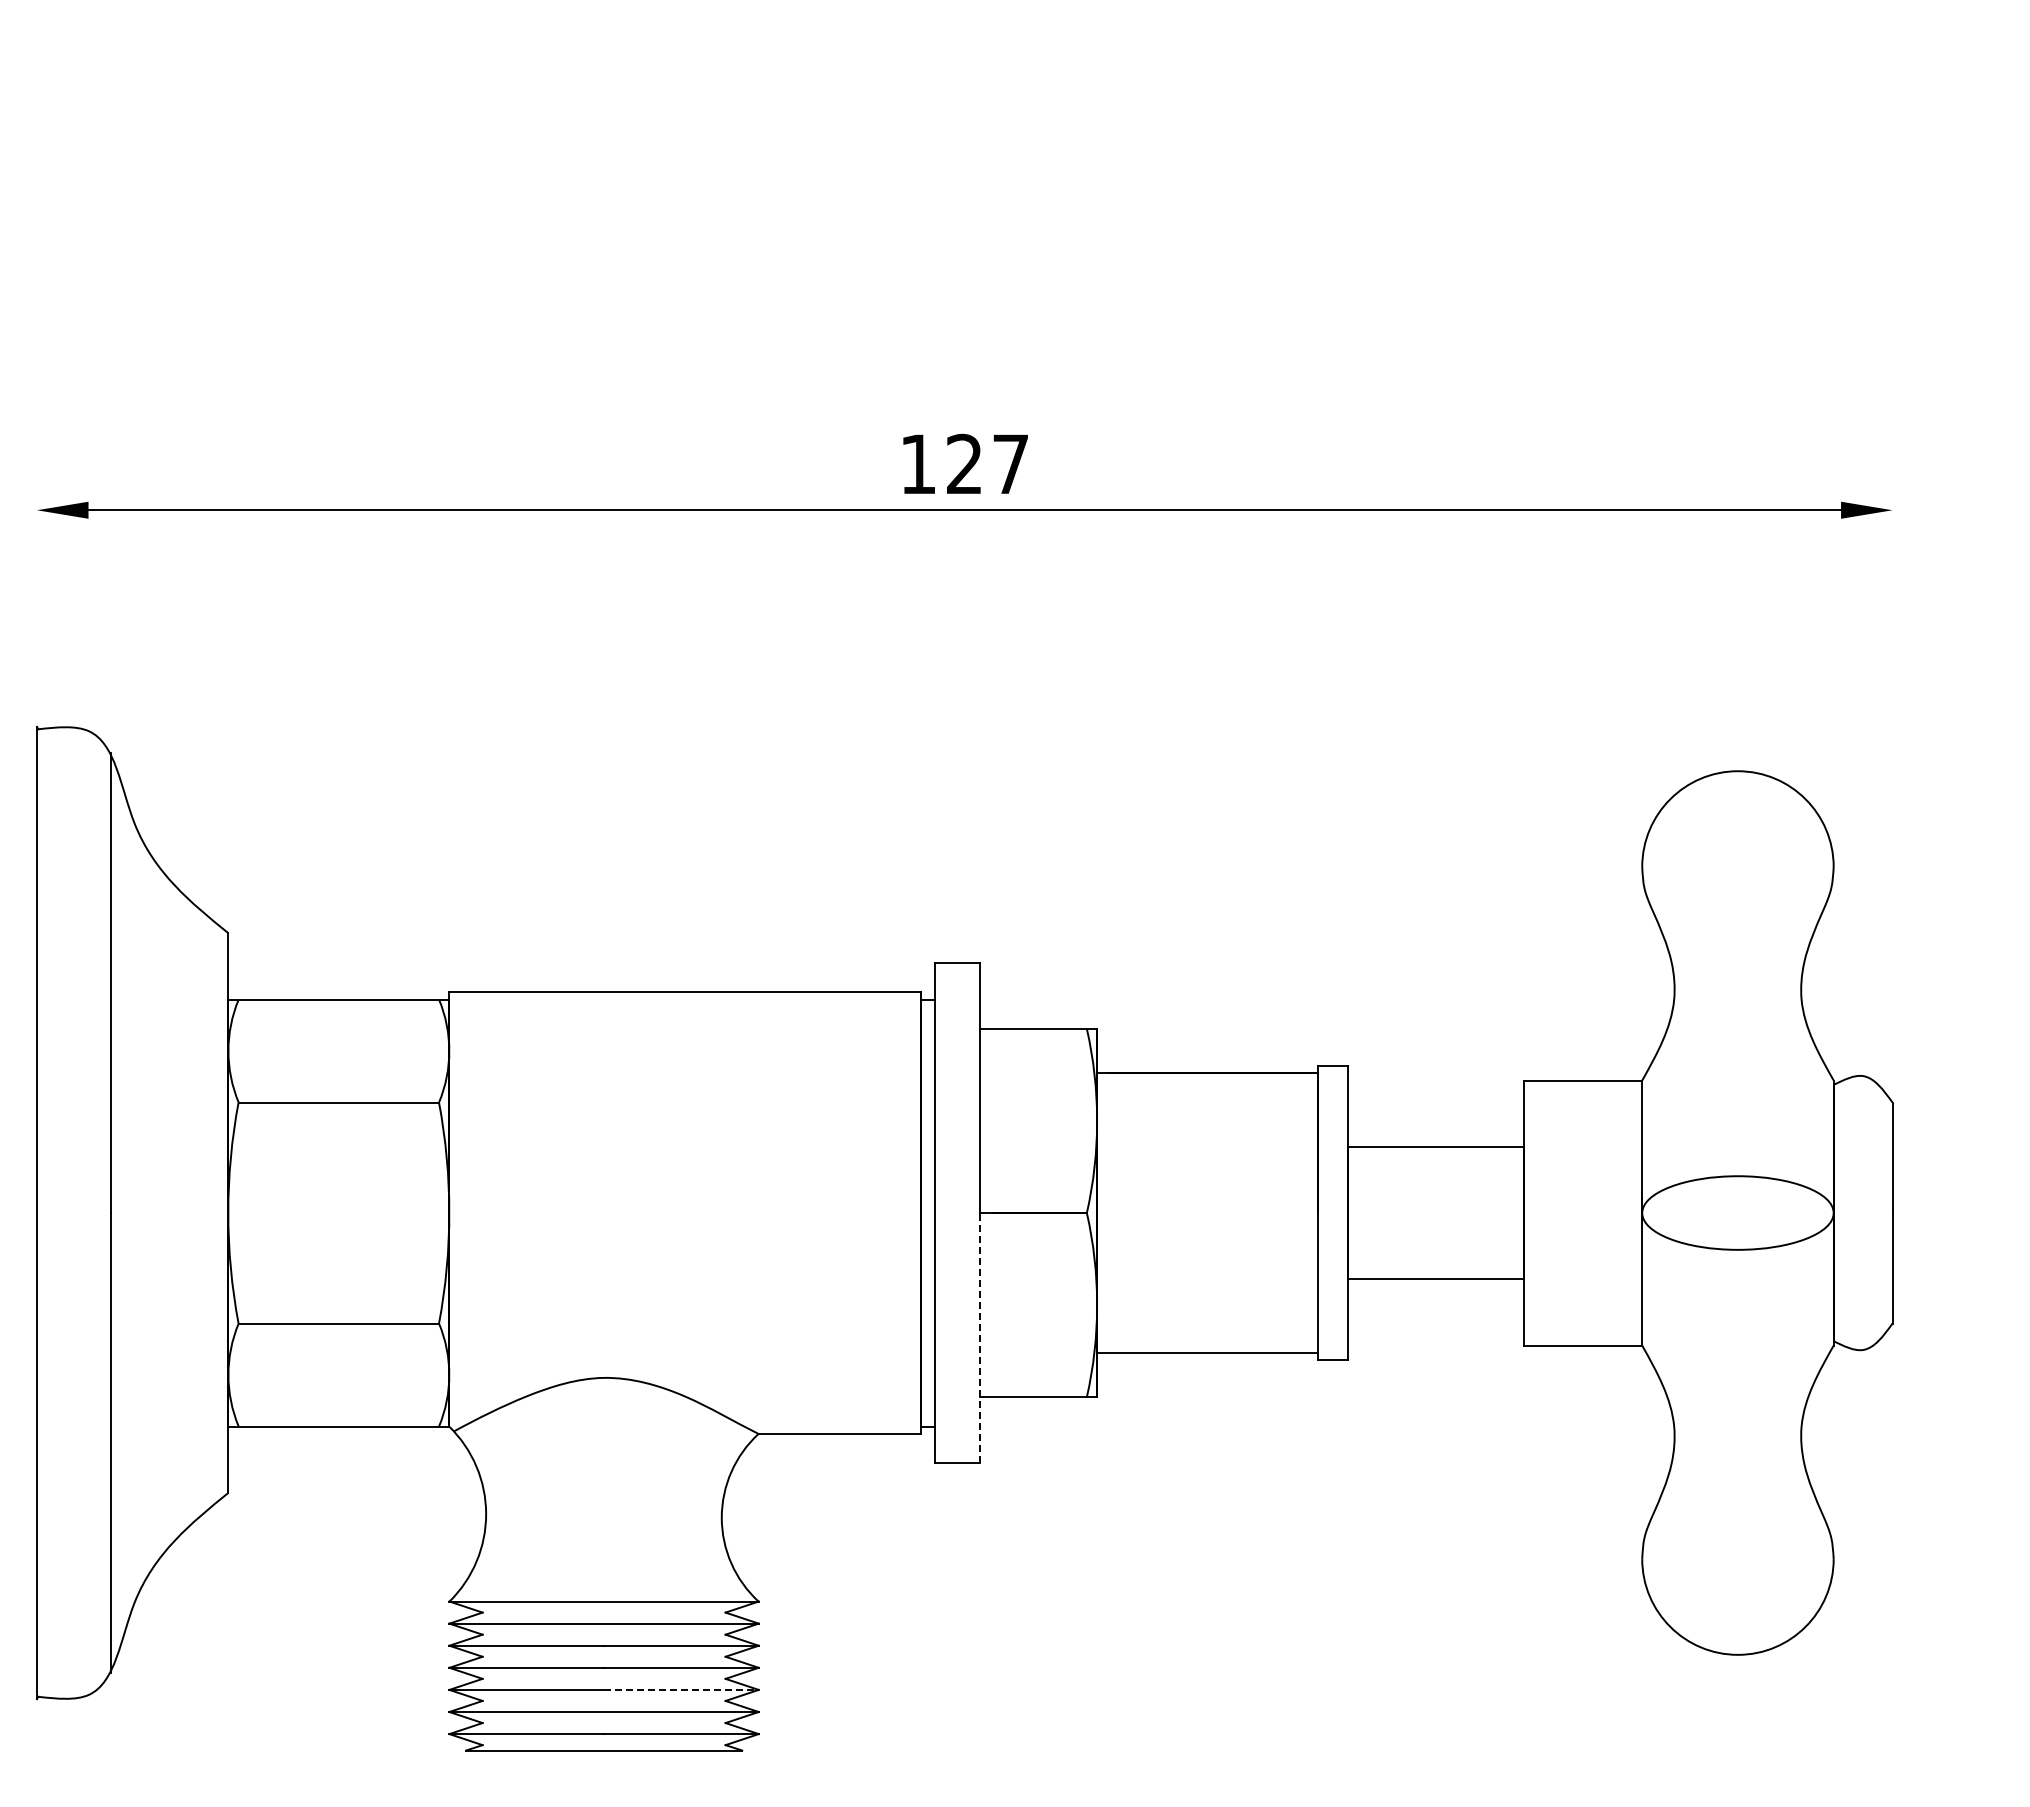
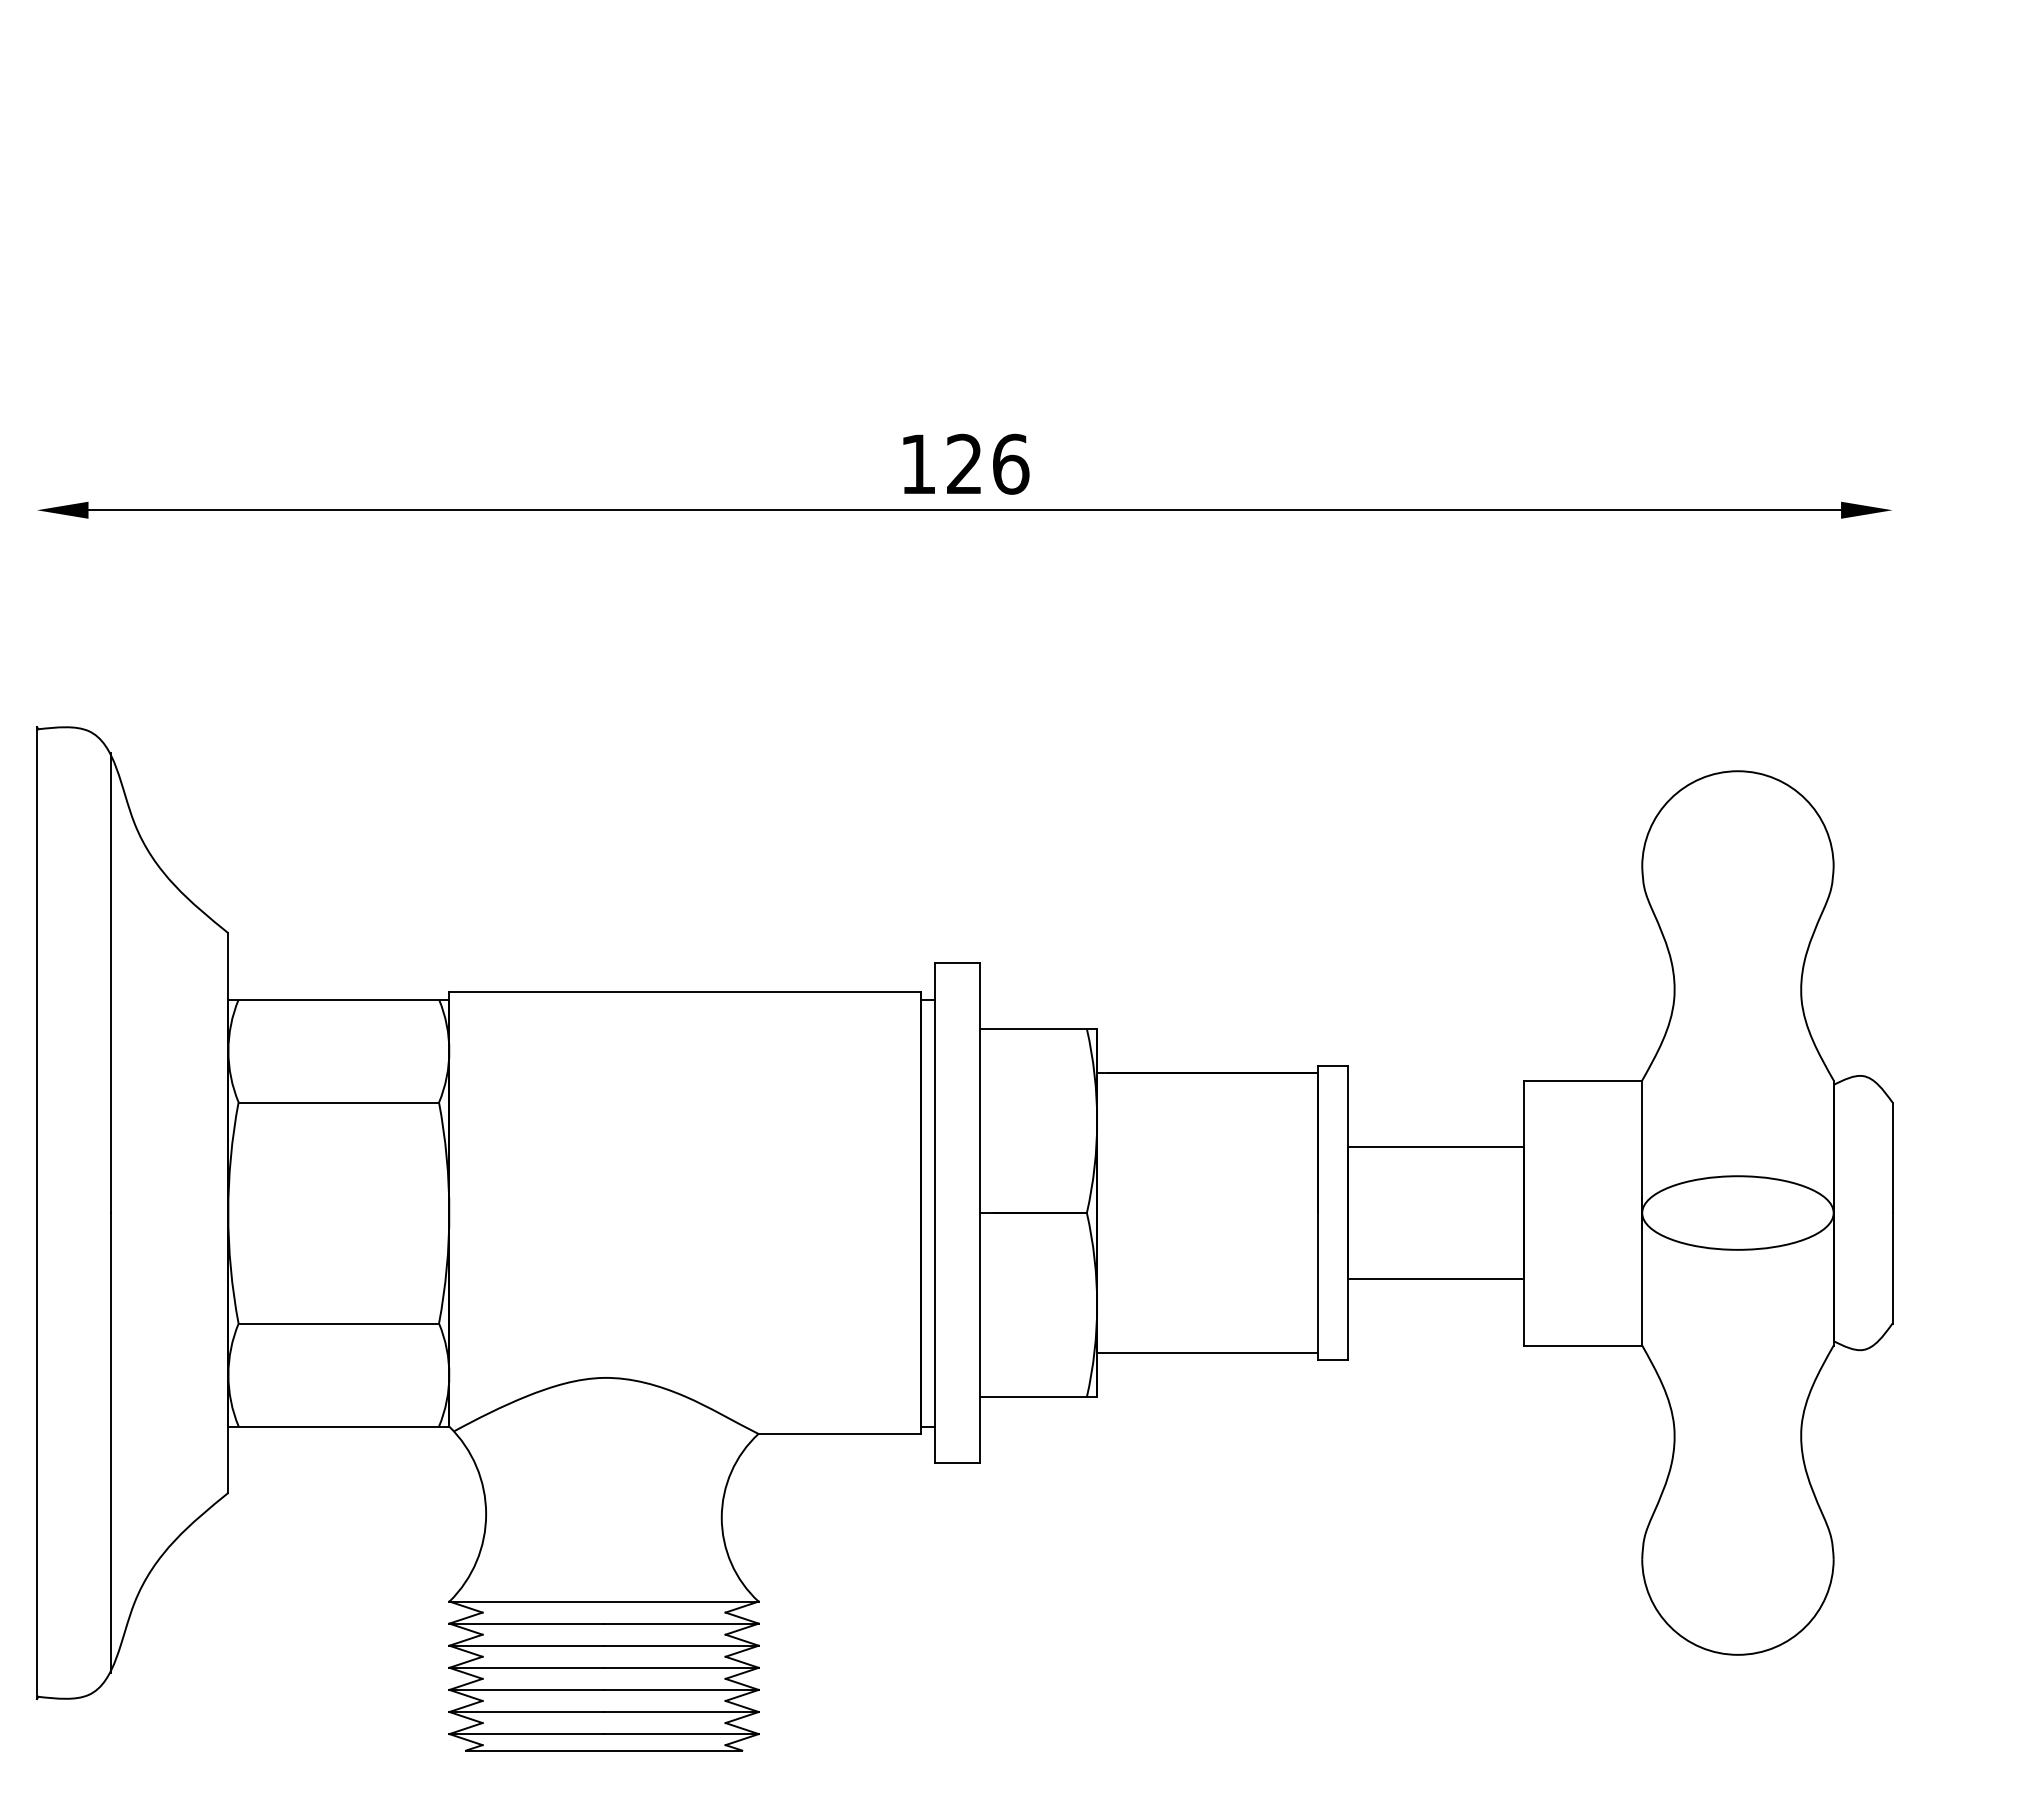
text: 127 -> 126 (1011, 463)
line: dashed -> solid (979, 1337)
line: dashed -> solid (681, 1689)
